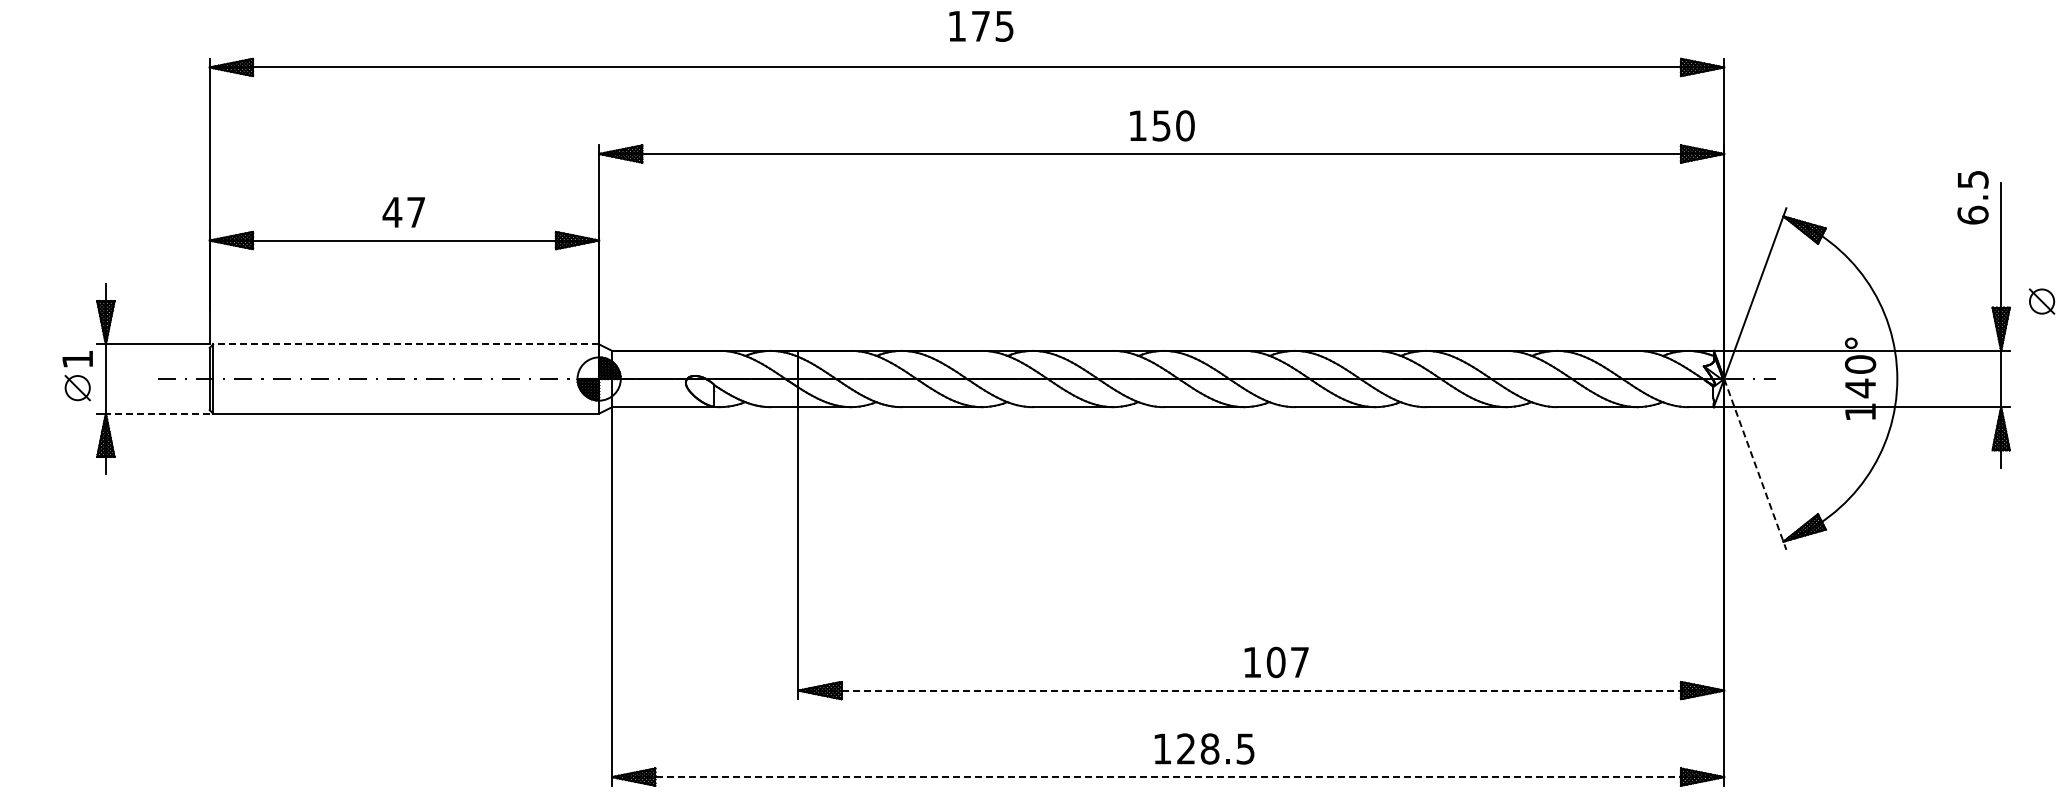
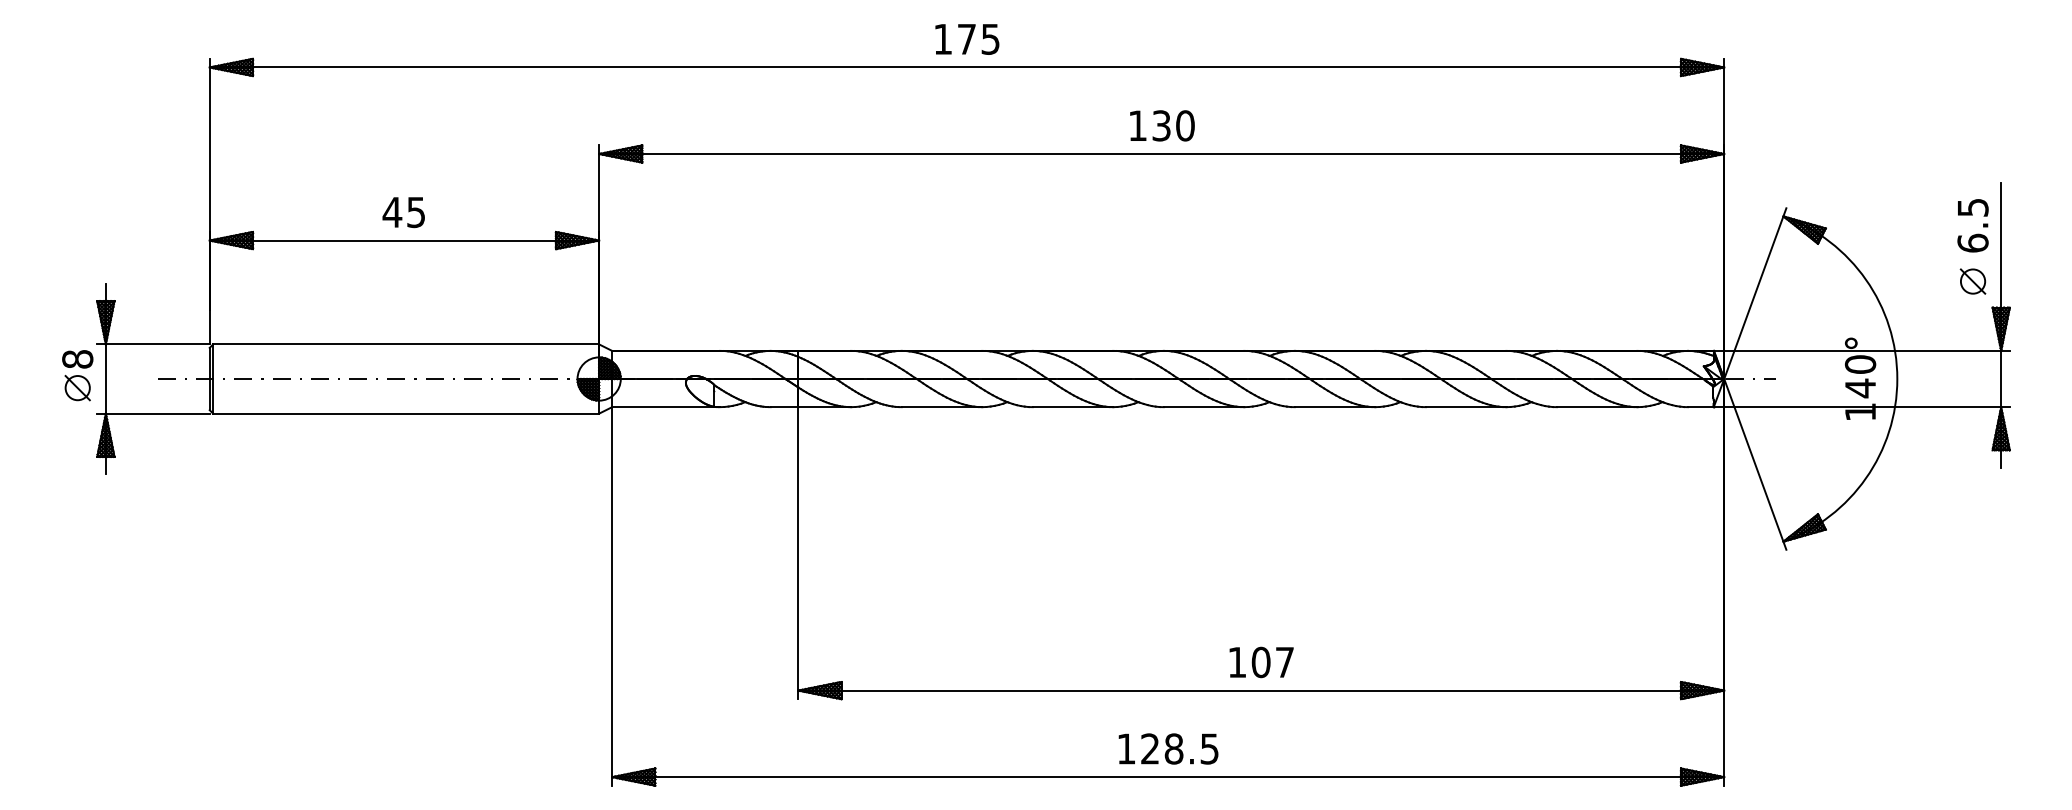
text position: (981, 26) -> (967, 39) (967, 39)
text: 150 -> 130 (1161, 125)
text position: (1972, 197) -> (1972, 225) (1972, 225)
text: 47 -> 45 (415, 212)
part position: (2041, 301) -> (1972, 281) (1972, 281)
line: dashed -> solid (406, 344)
text: 1 -> 8 (77, 359)
line: dashed -> solid (157, 413)
line: dashed -> solid (1755, 464)
text position: (1276, 662) -> (1261, 662) (1261, 662)
line: dashed -> solid (1261, 690)
text position: (1204, 748) -> (1168, 748) (1168, 748)
line: dashed -> solid (1168, 777)
